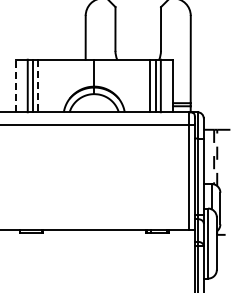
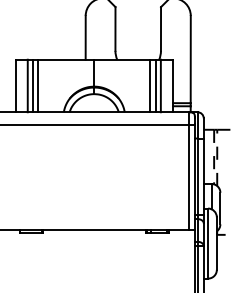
line: dashed -> solid (15, 85)
line: dashed -> solid (38, 86)
